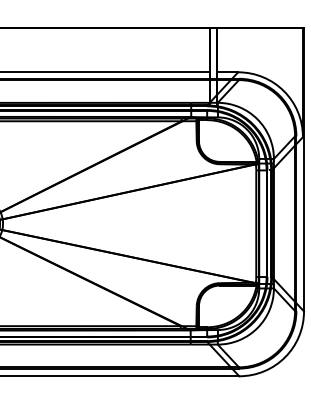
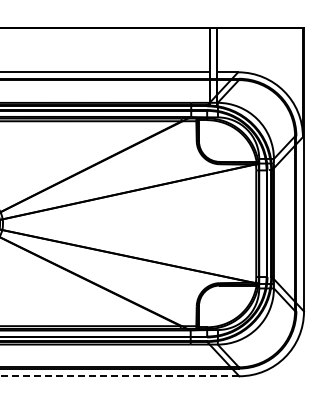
line: solid -> dashed (119, 376)
